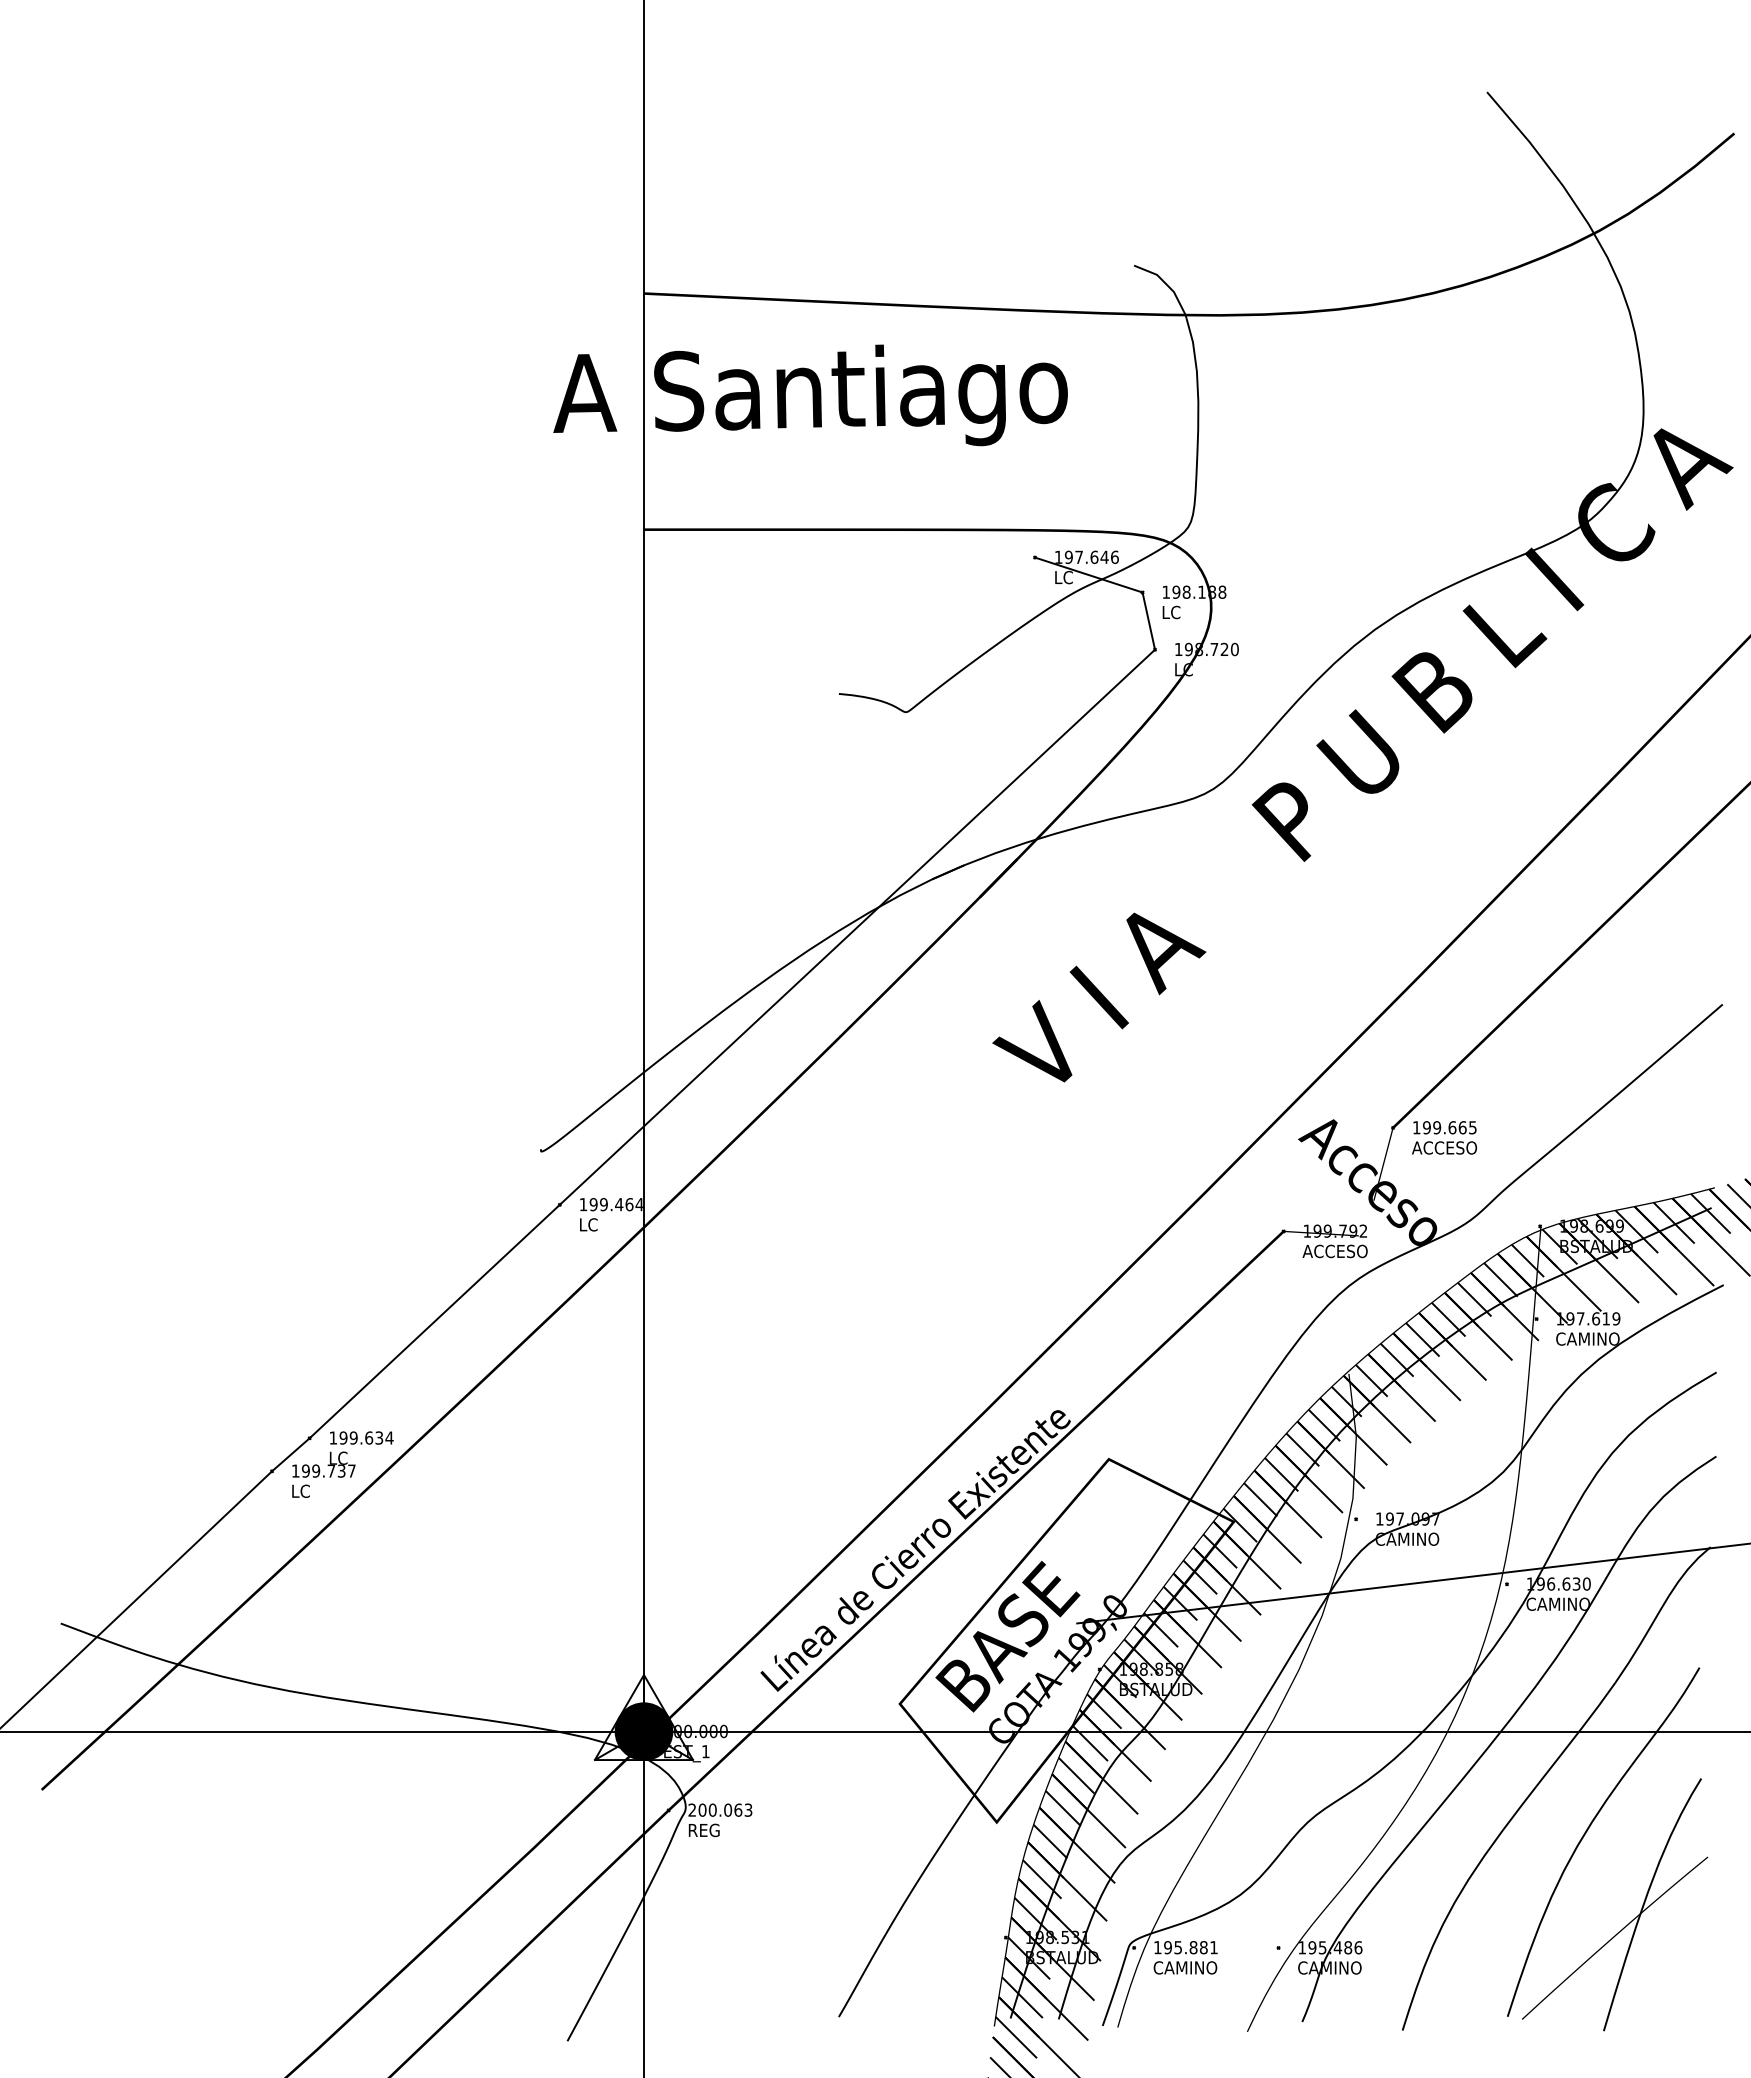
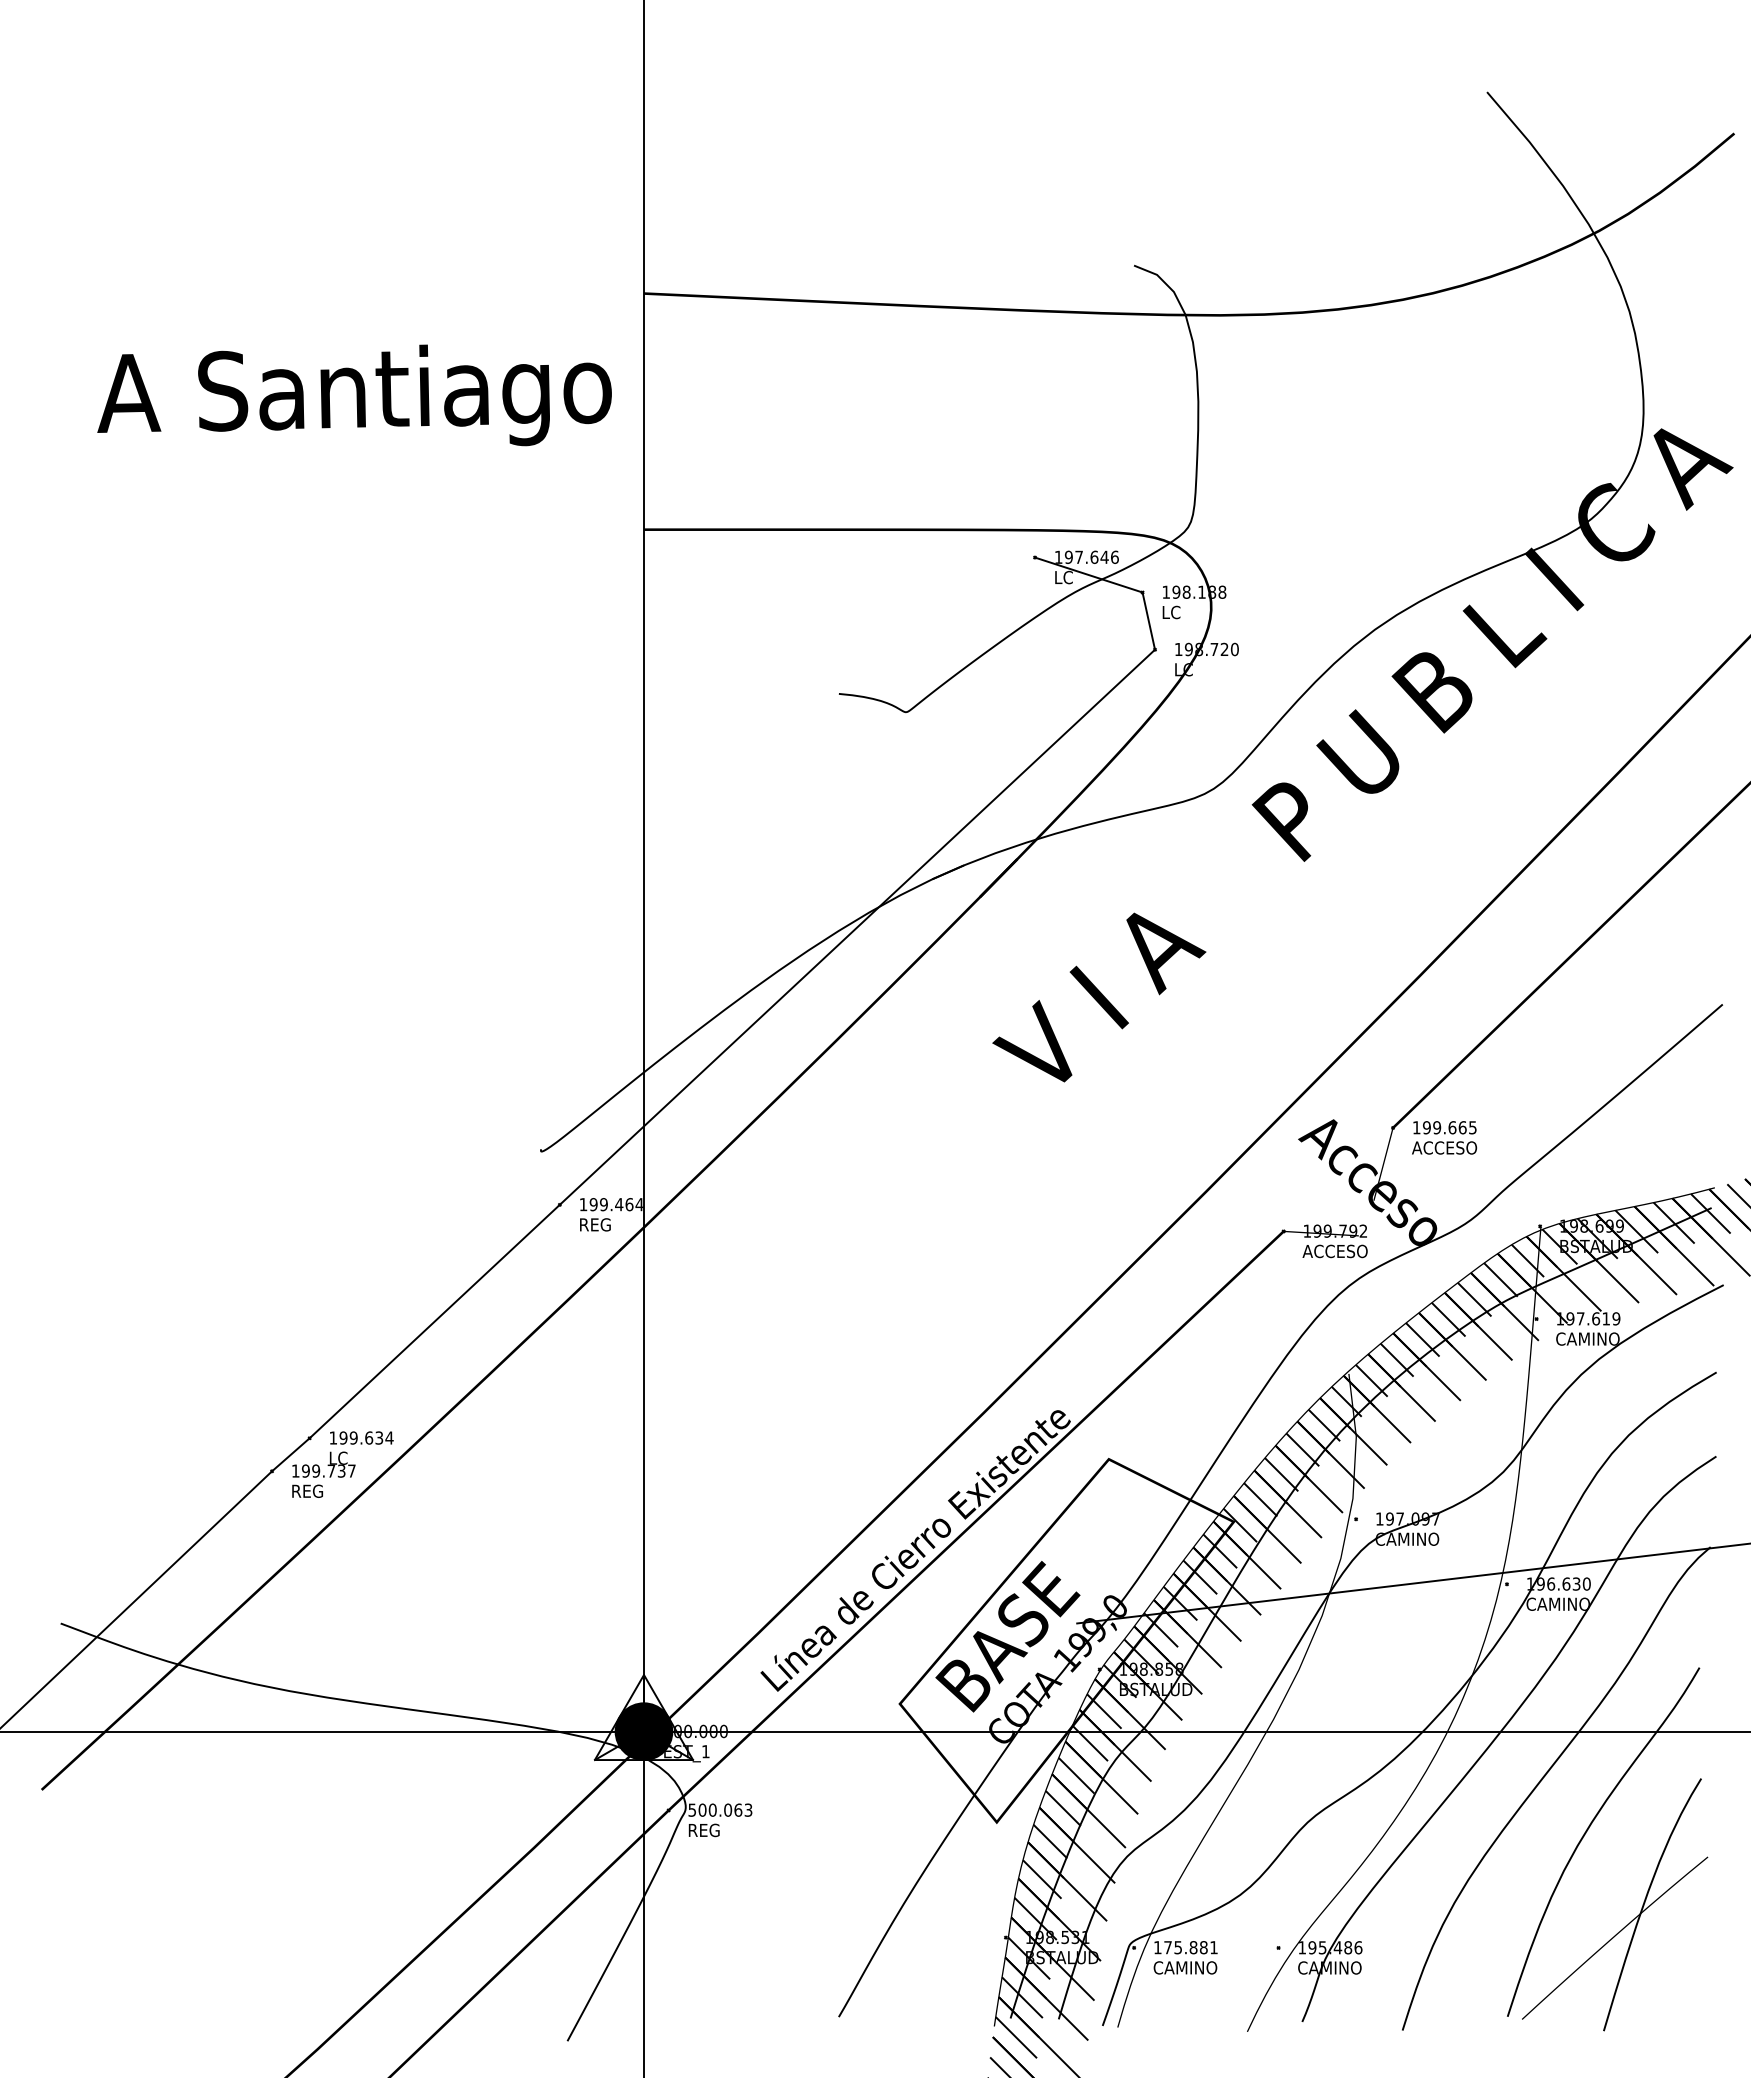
text position: (810, 395) -> (354, 395) (354, 395)
text: LC -> REG (595, 1224)
text: LC -> REG (308, 1490)
text: 200.063 -> 500.063 (691, 1809)
text: 195.881 -> 175.881 (1167, 1947)
